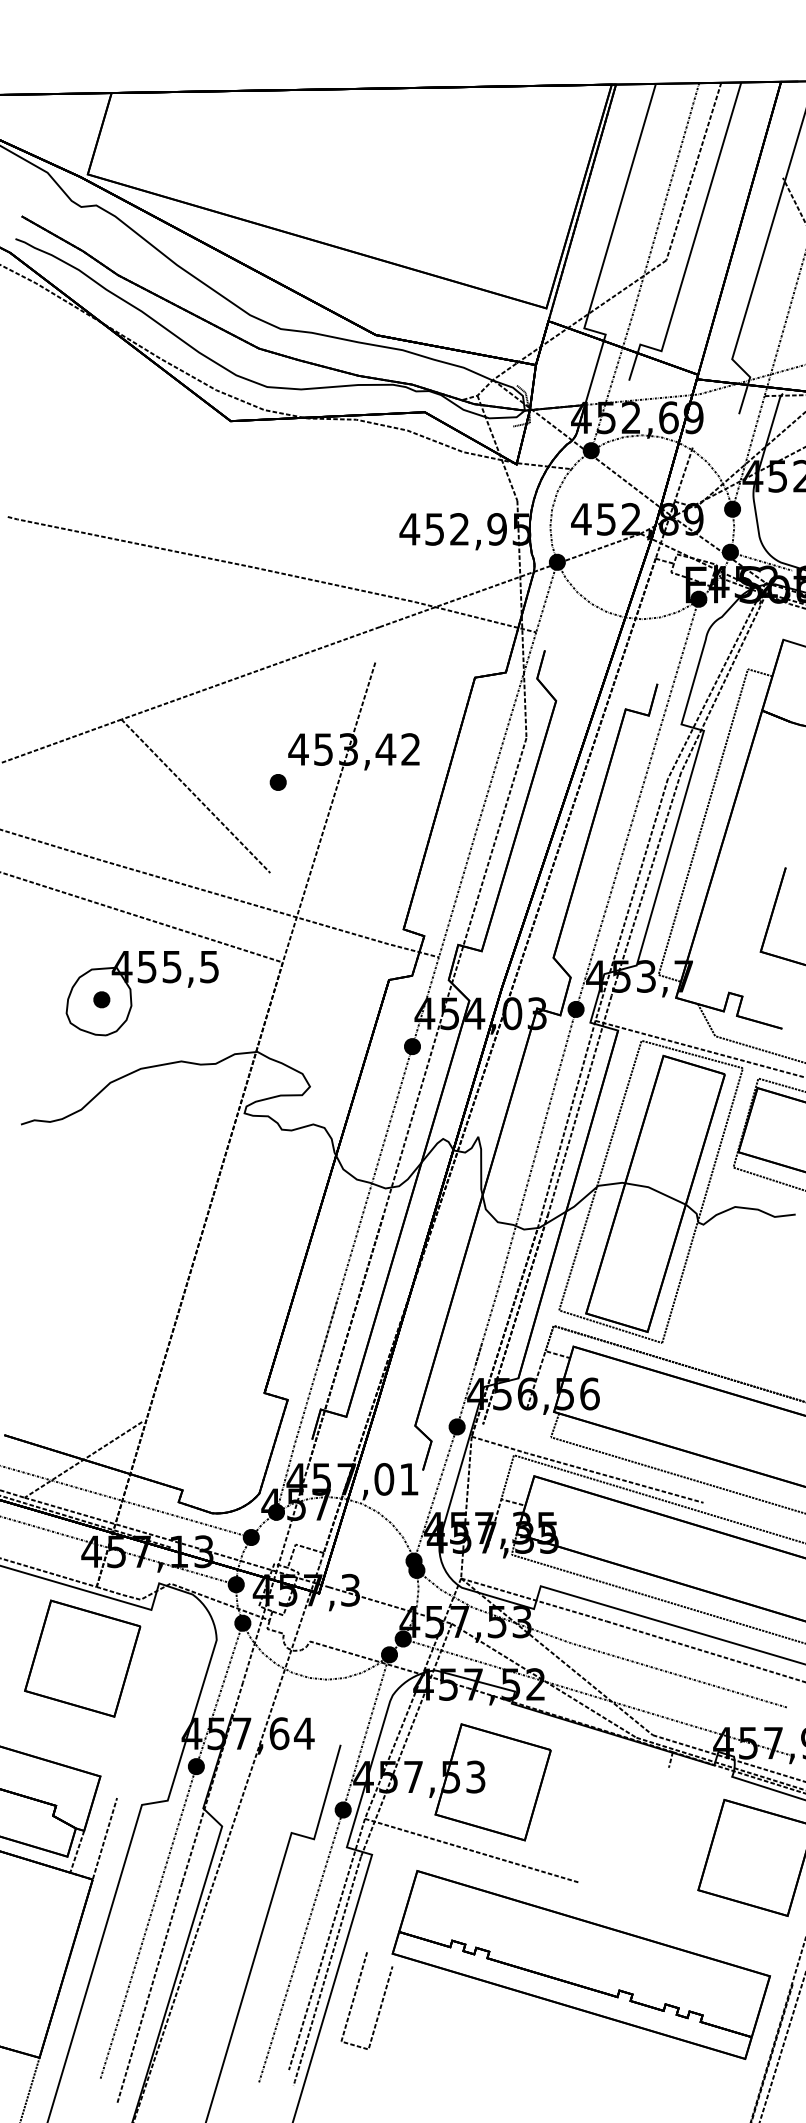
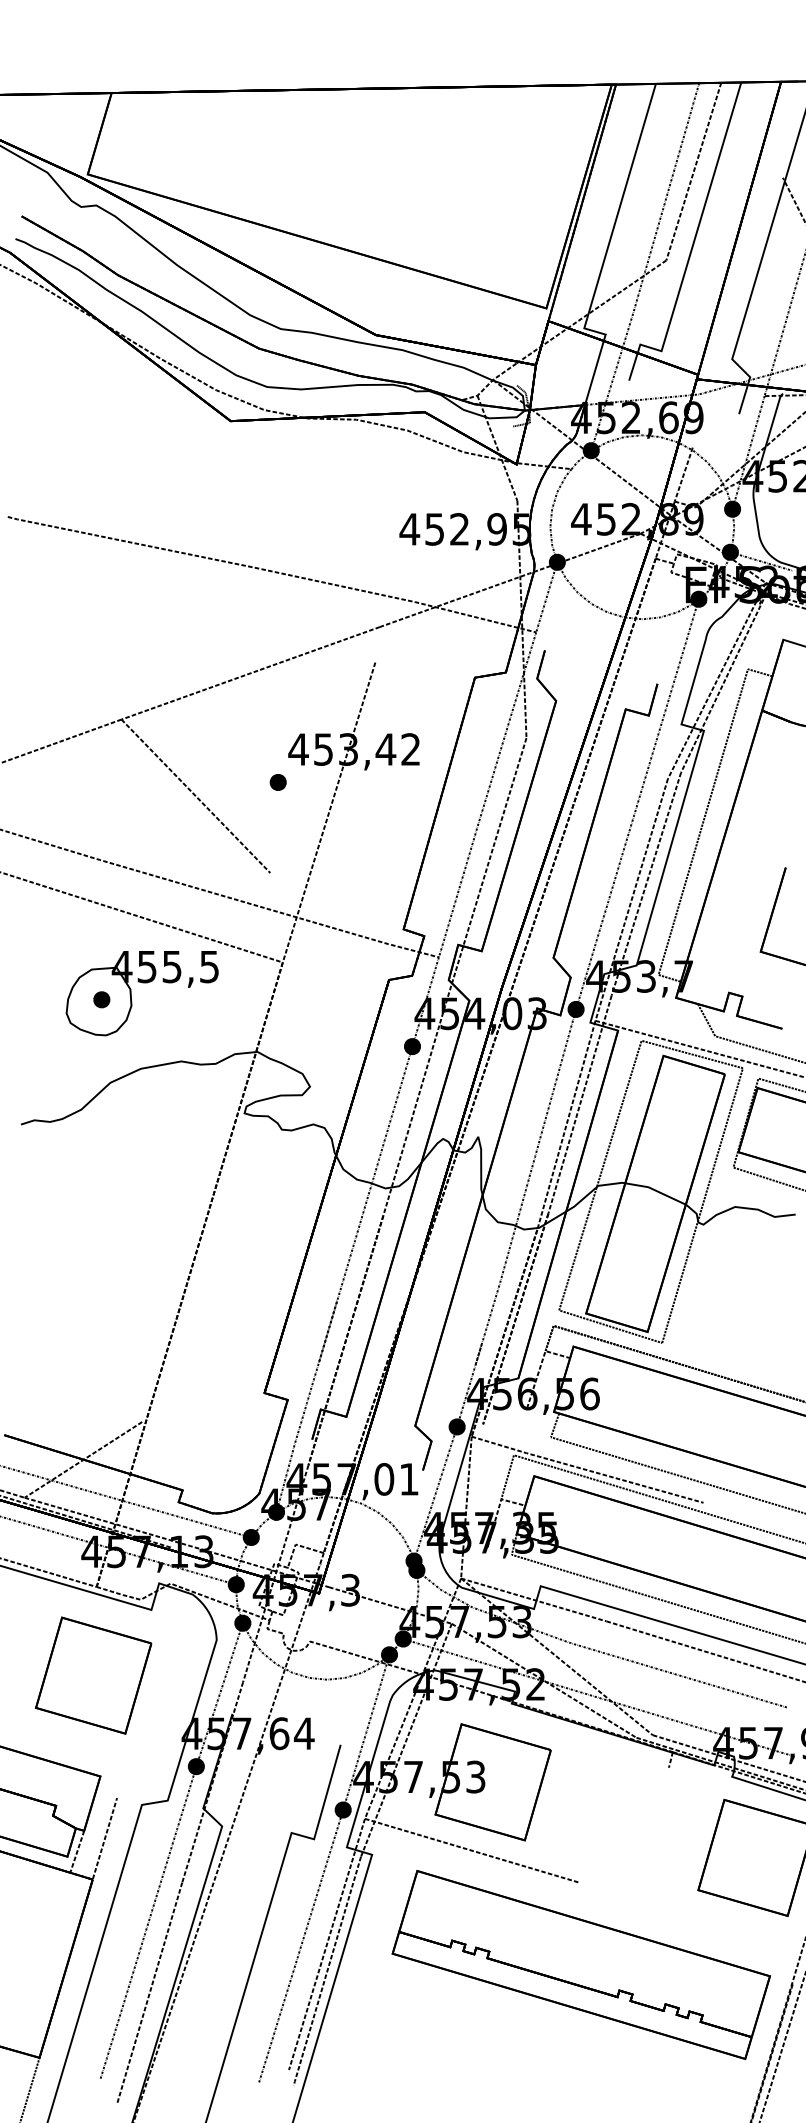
part position: (82, 1658) -> (93, 1675) (93, 1675)
line: present -> none (354, 2000)
